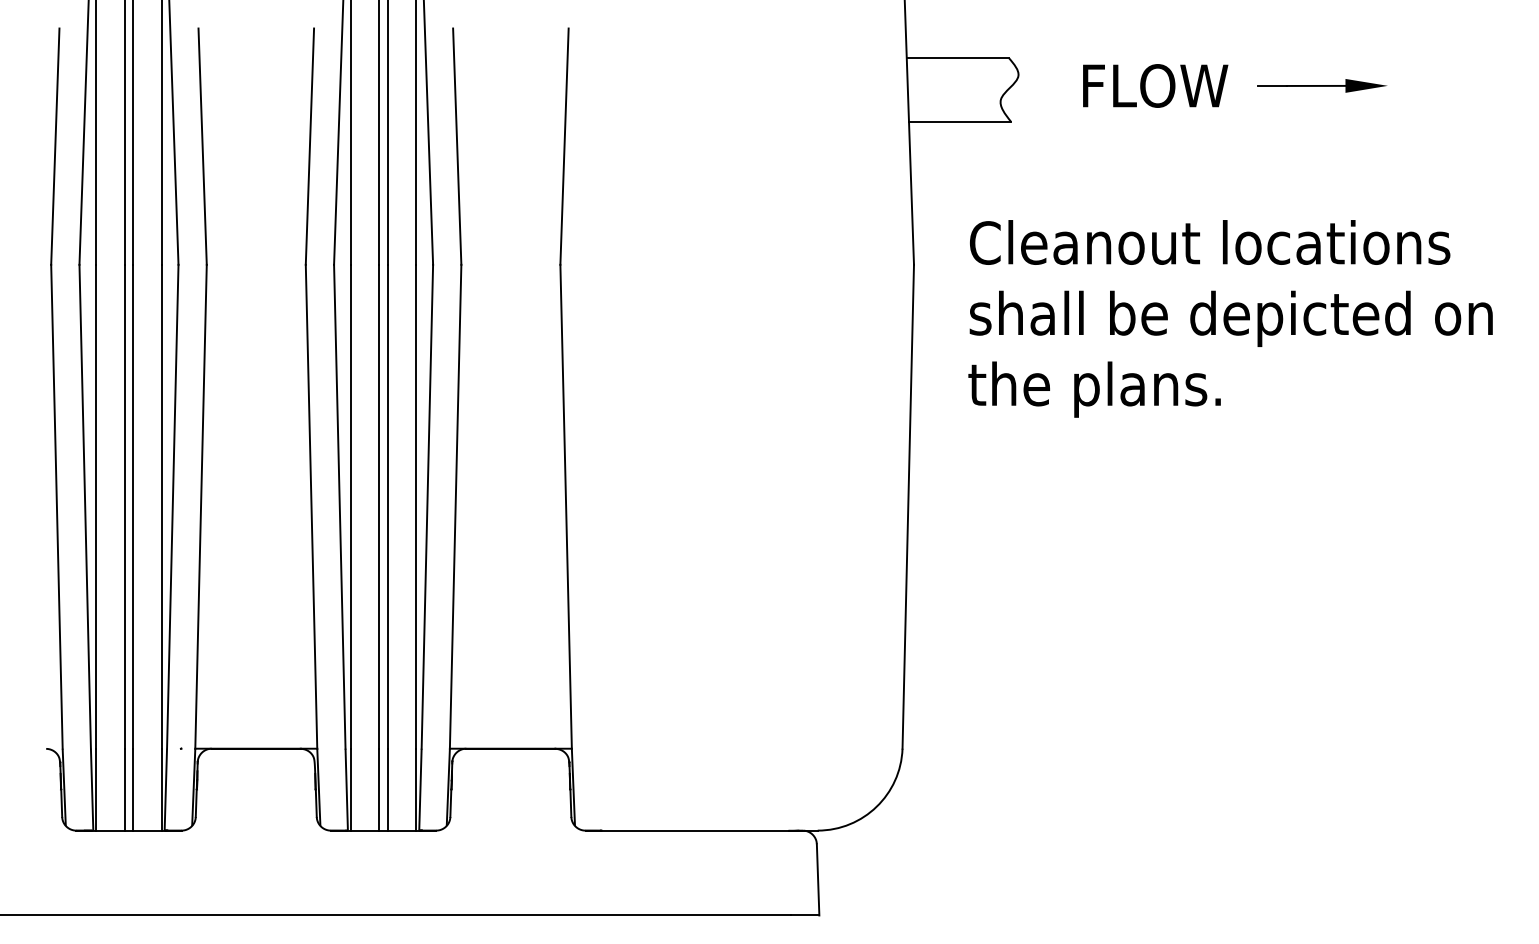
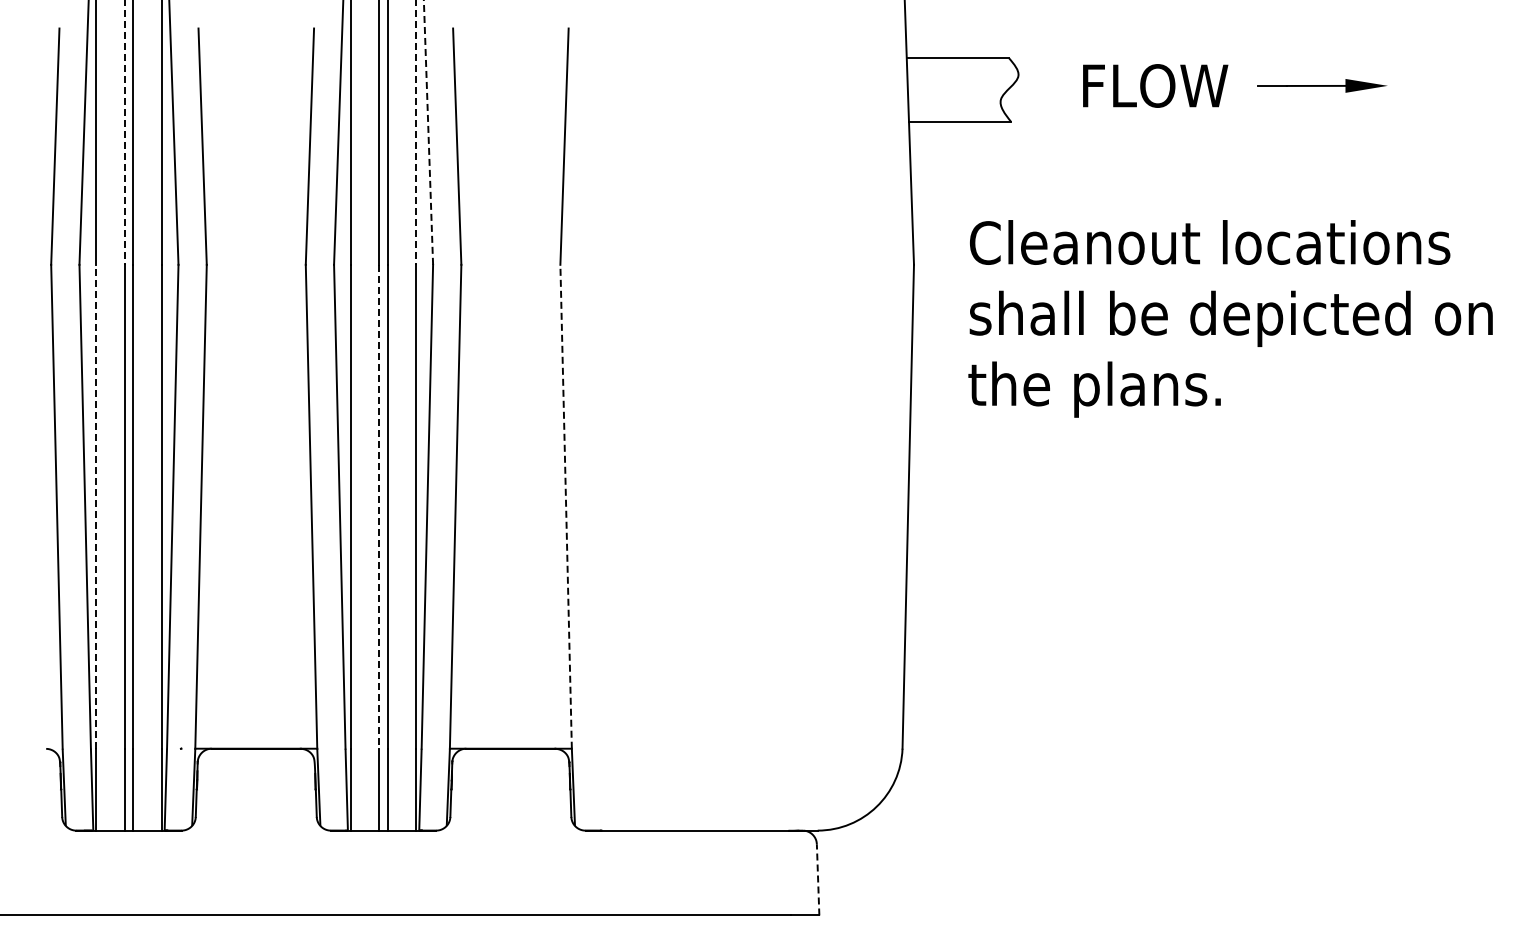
line: solid -> dashed (428, 132)
line: solid -> dashed (124, 133)
line: solid -> dashed (416, 133)
line: solid -> dashed (96, 506)
line: solid -> dashed (379, 506)
line: solid -> dashed (566, 506)
line: solid -> dashed (818, 879)
